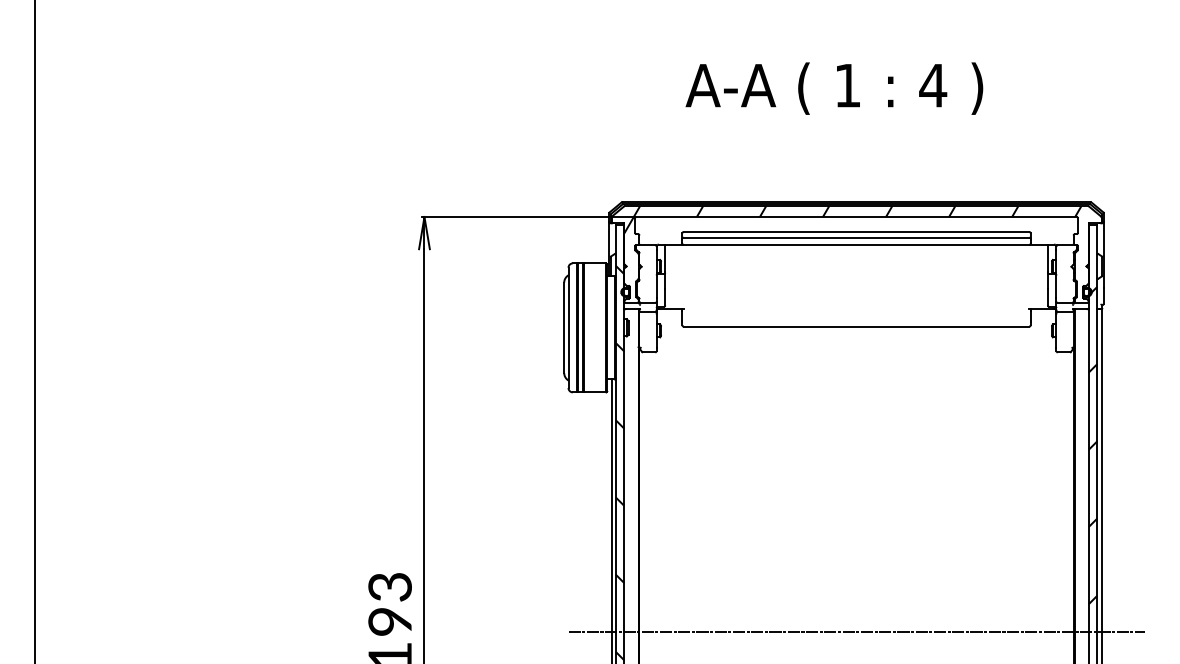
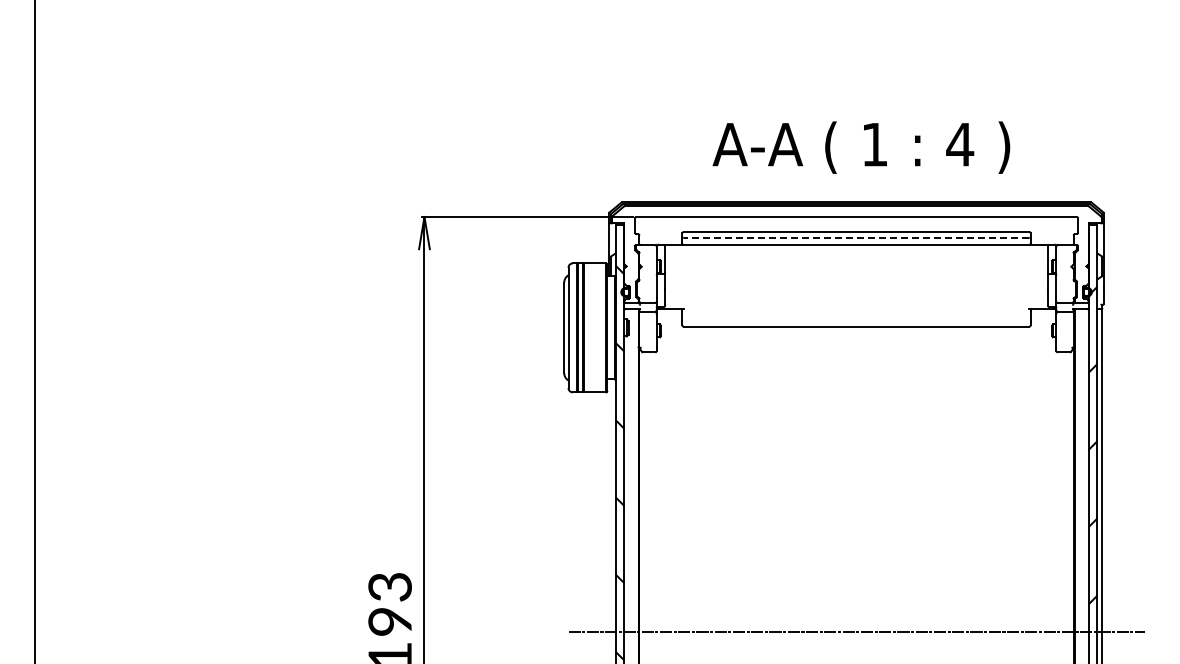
text position: (834, 88) -> (861, 147) (861, 147)
hatch: present -> none (852, 219)
line: solid -> dashed (856, 237)
line: present -> none (611, 519)
